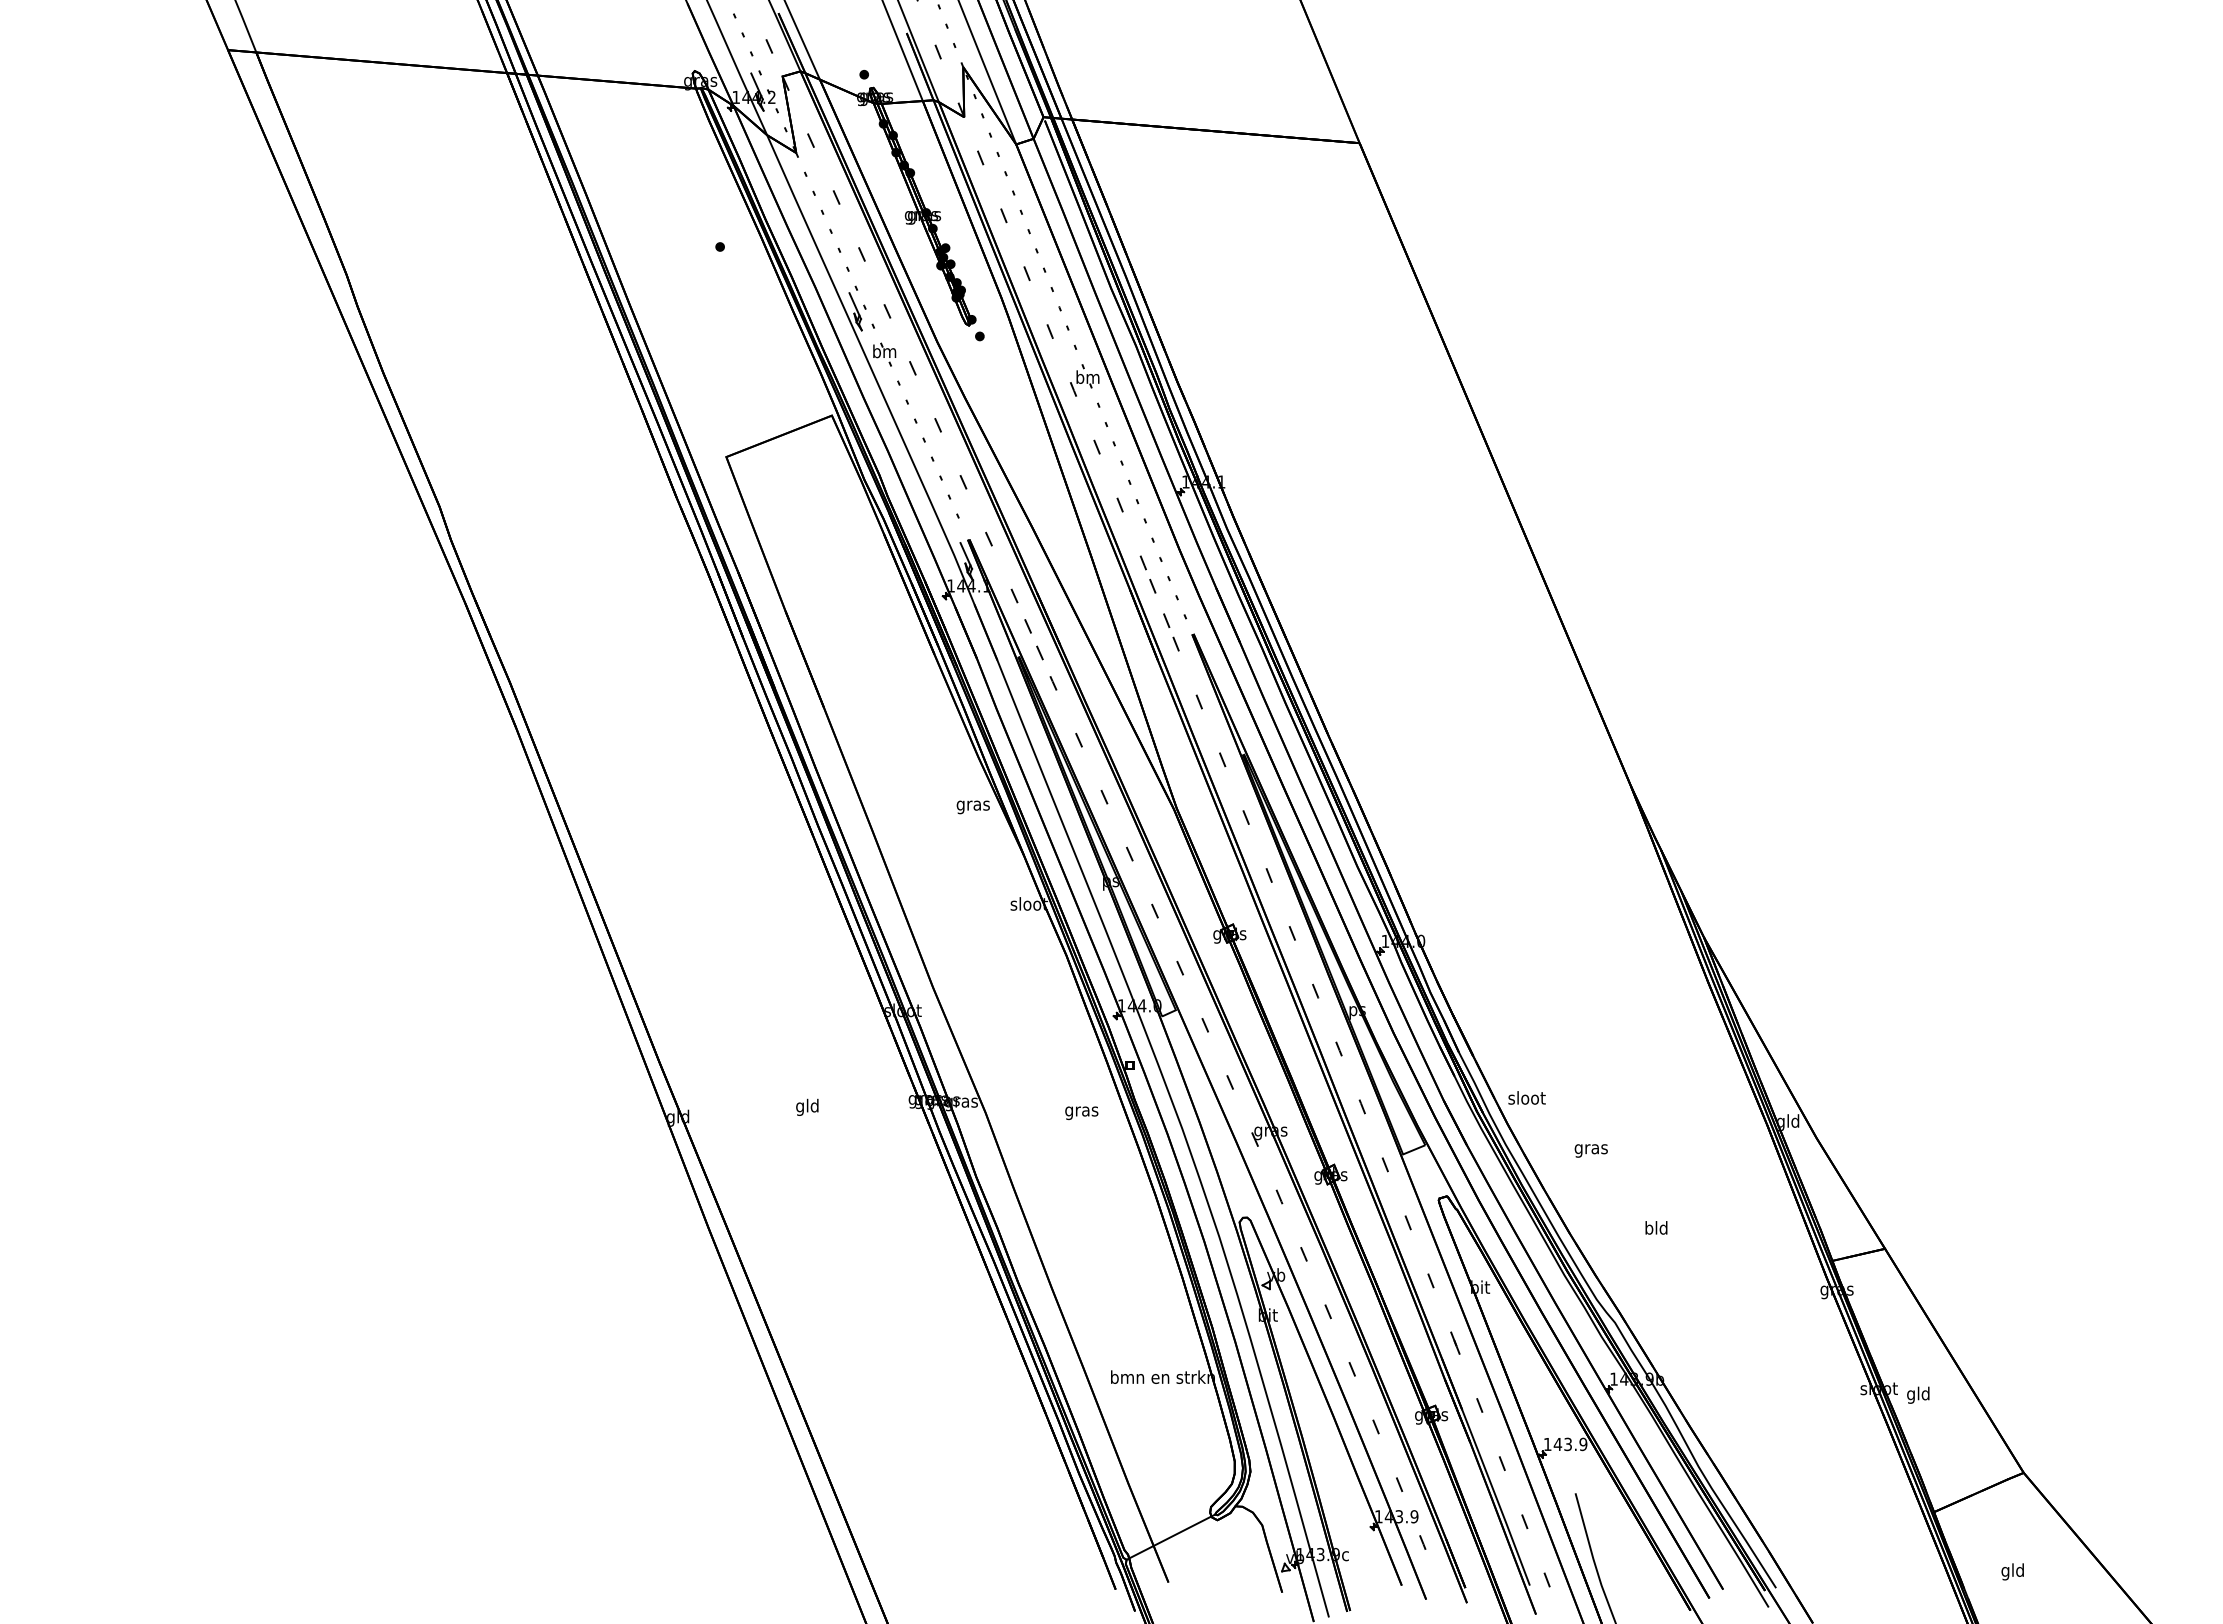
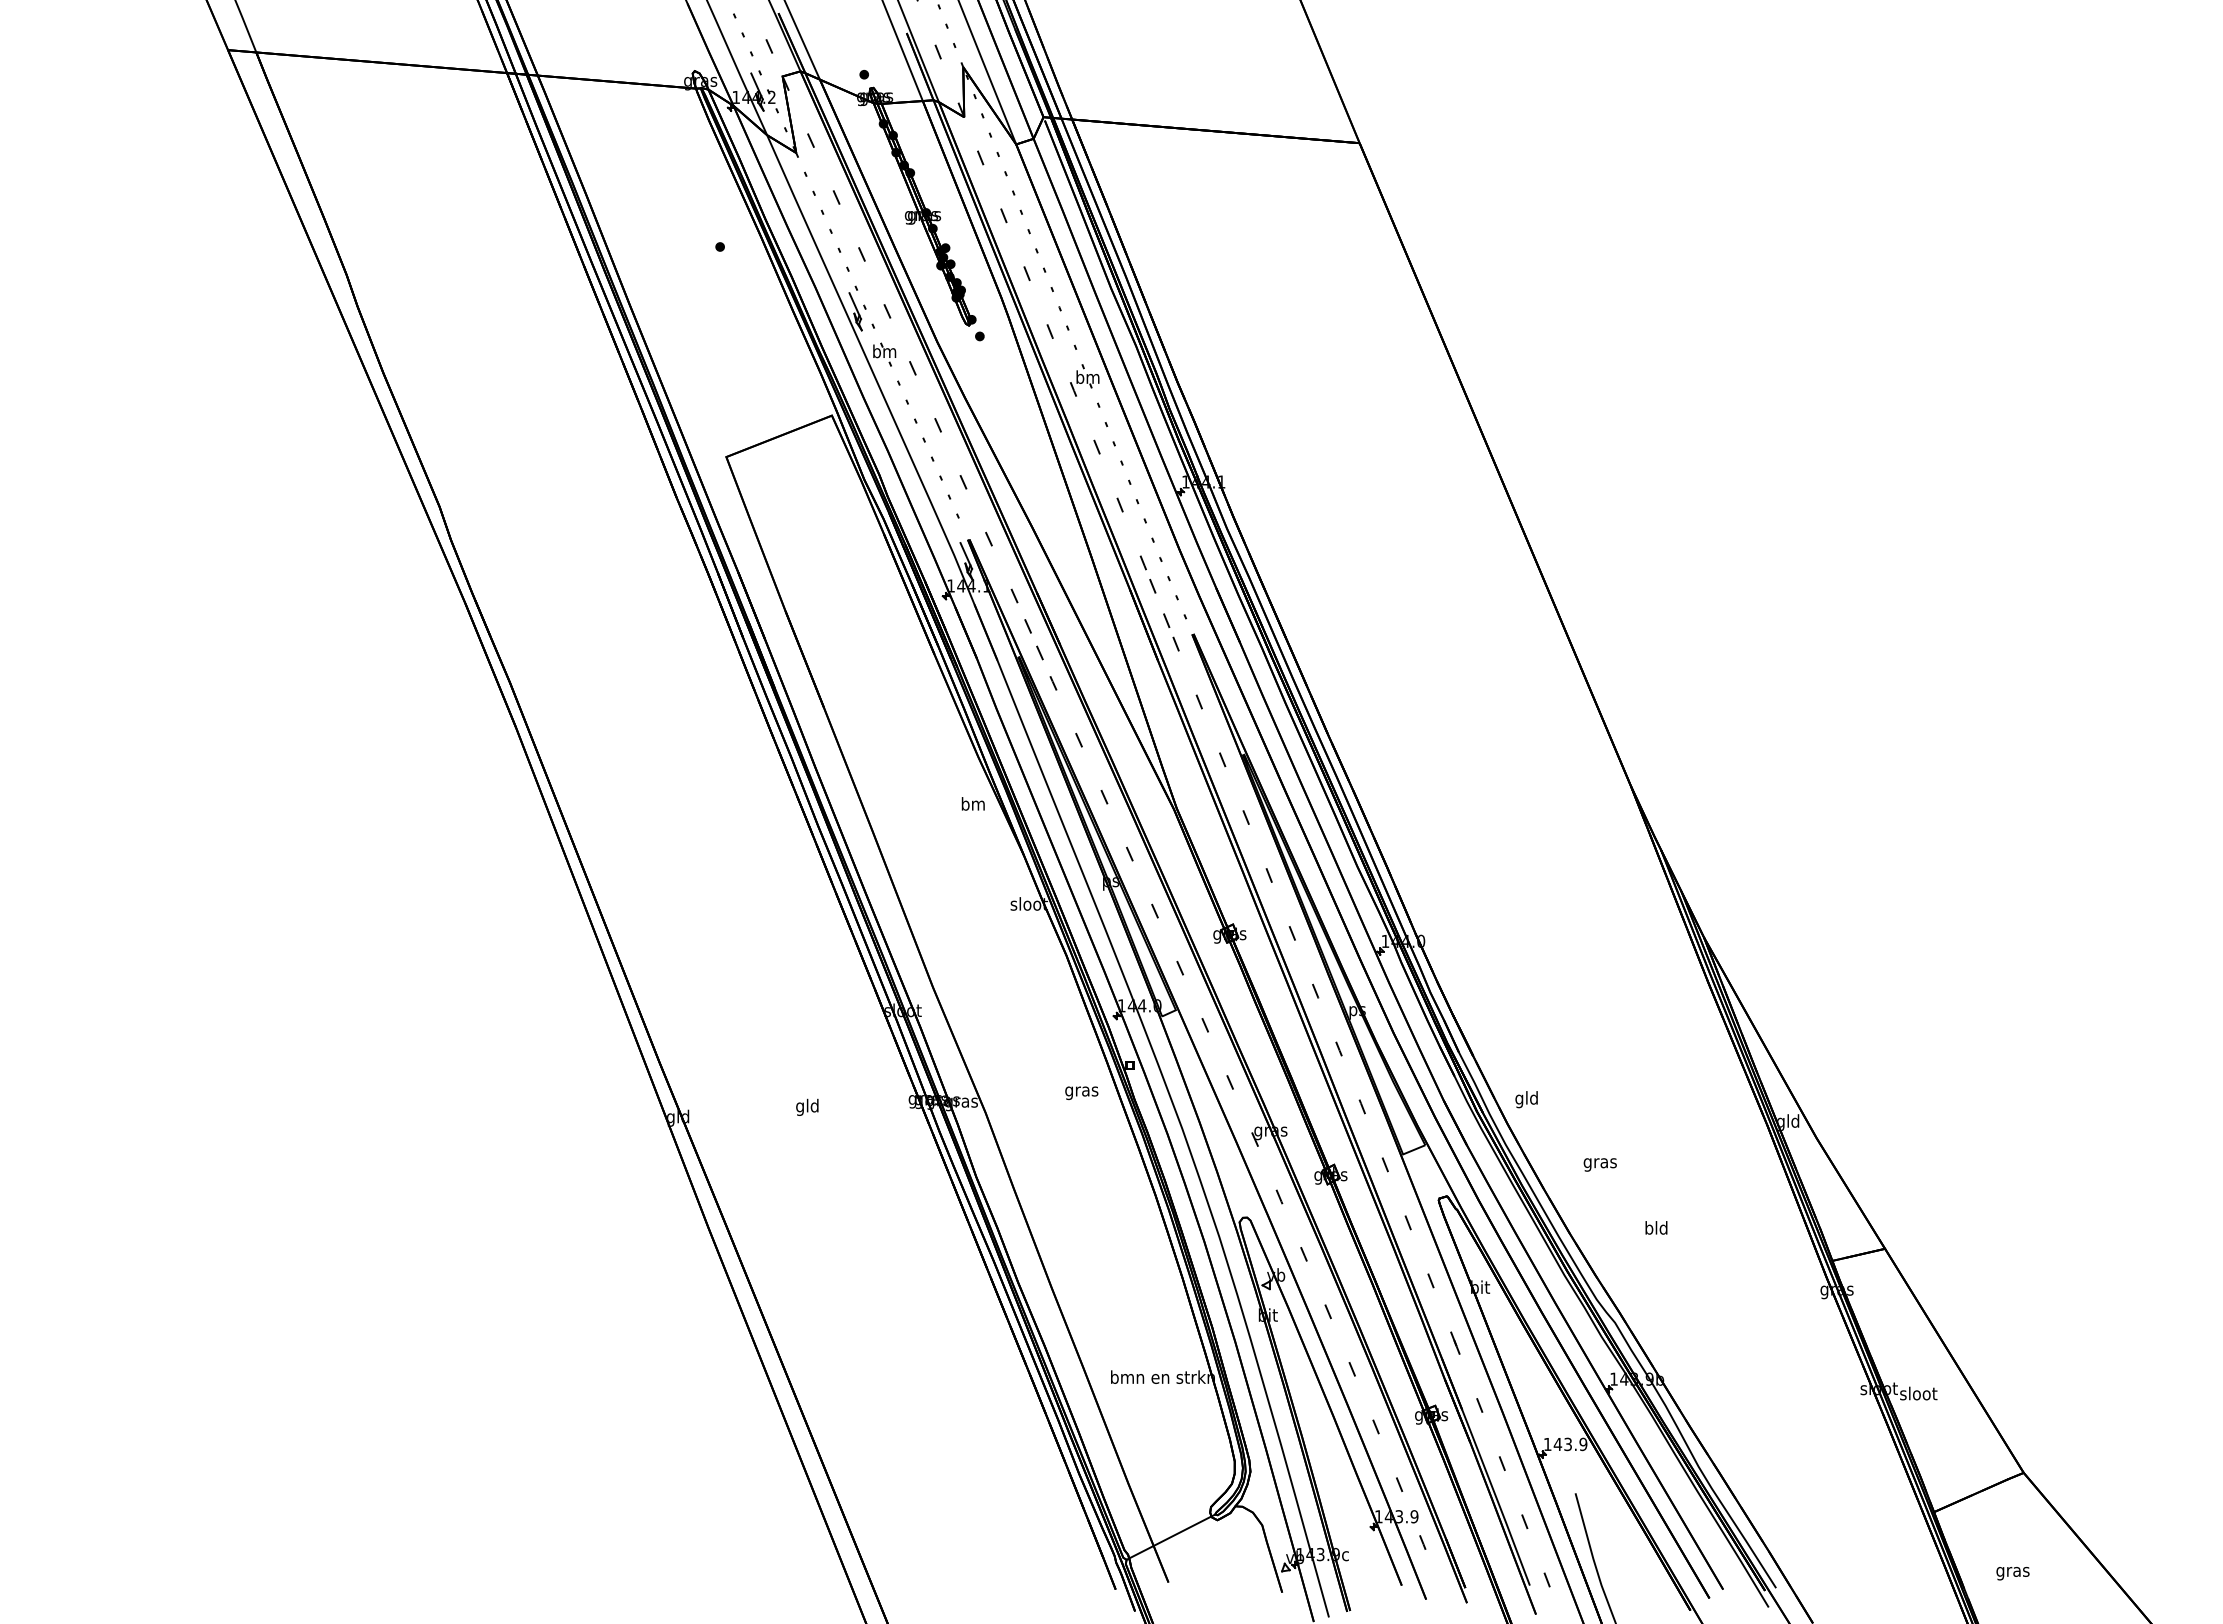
text: gras -> bm (972, 805)
text: sloot -> gld (1526, 1099)
text position: (1081, 1113) -> (1081, 1093) (1081, 1093)
text position: (1590, 1150) -> (1599, 1164) (1599, 1164)
text: gld -> sloot (1918, 1394)
text: gld -> gras (2012, 1571)
